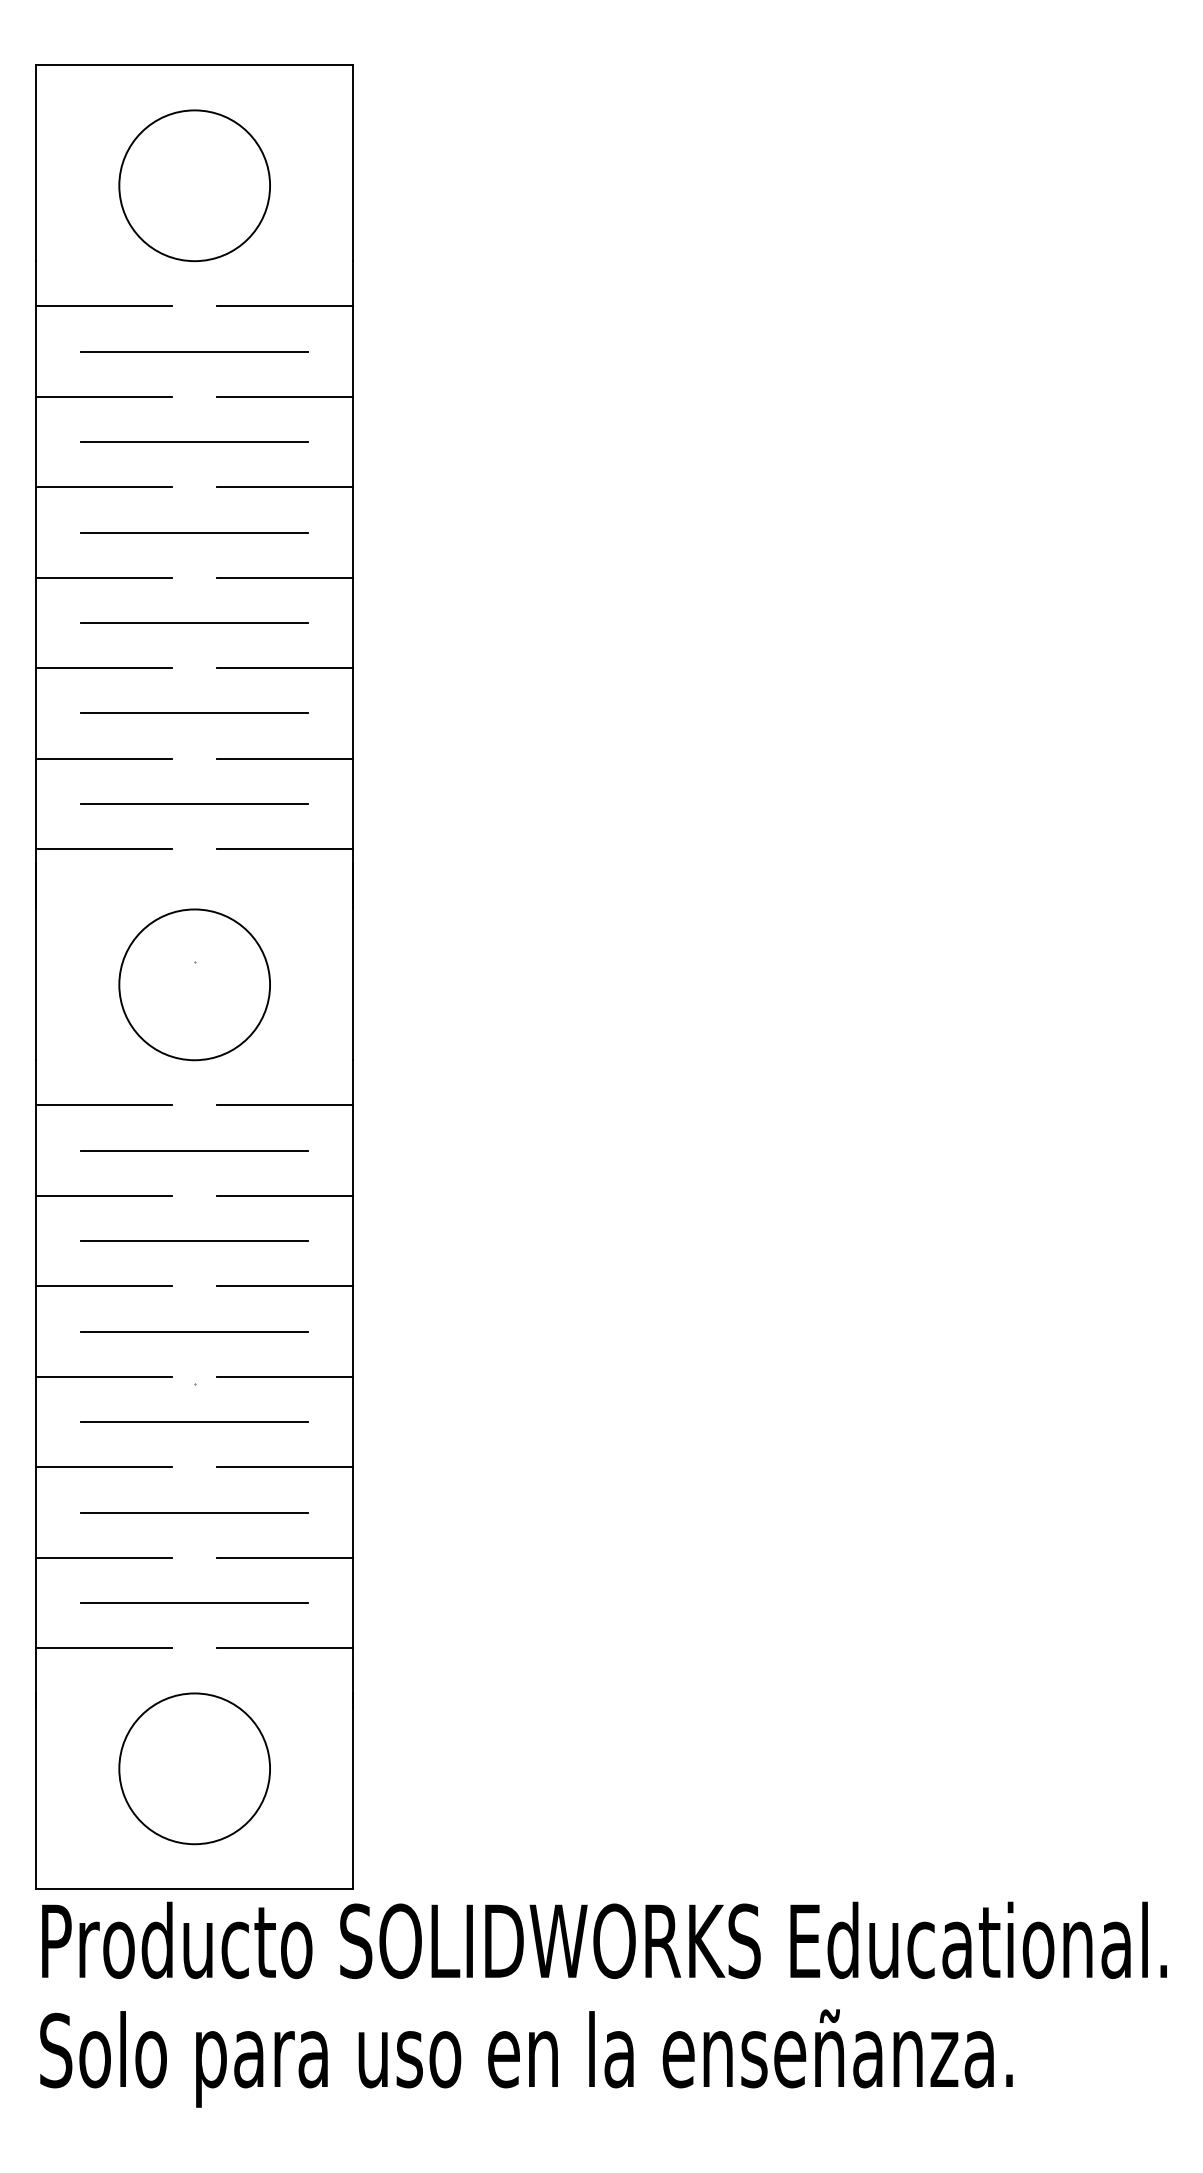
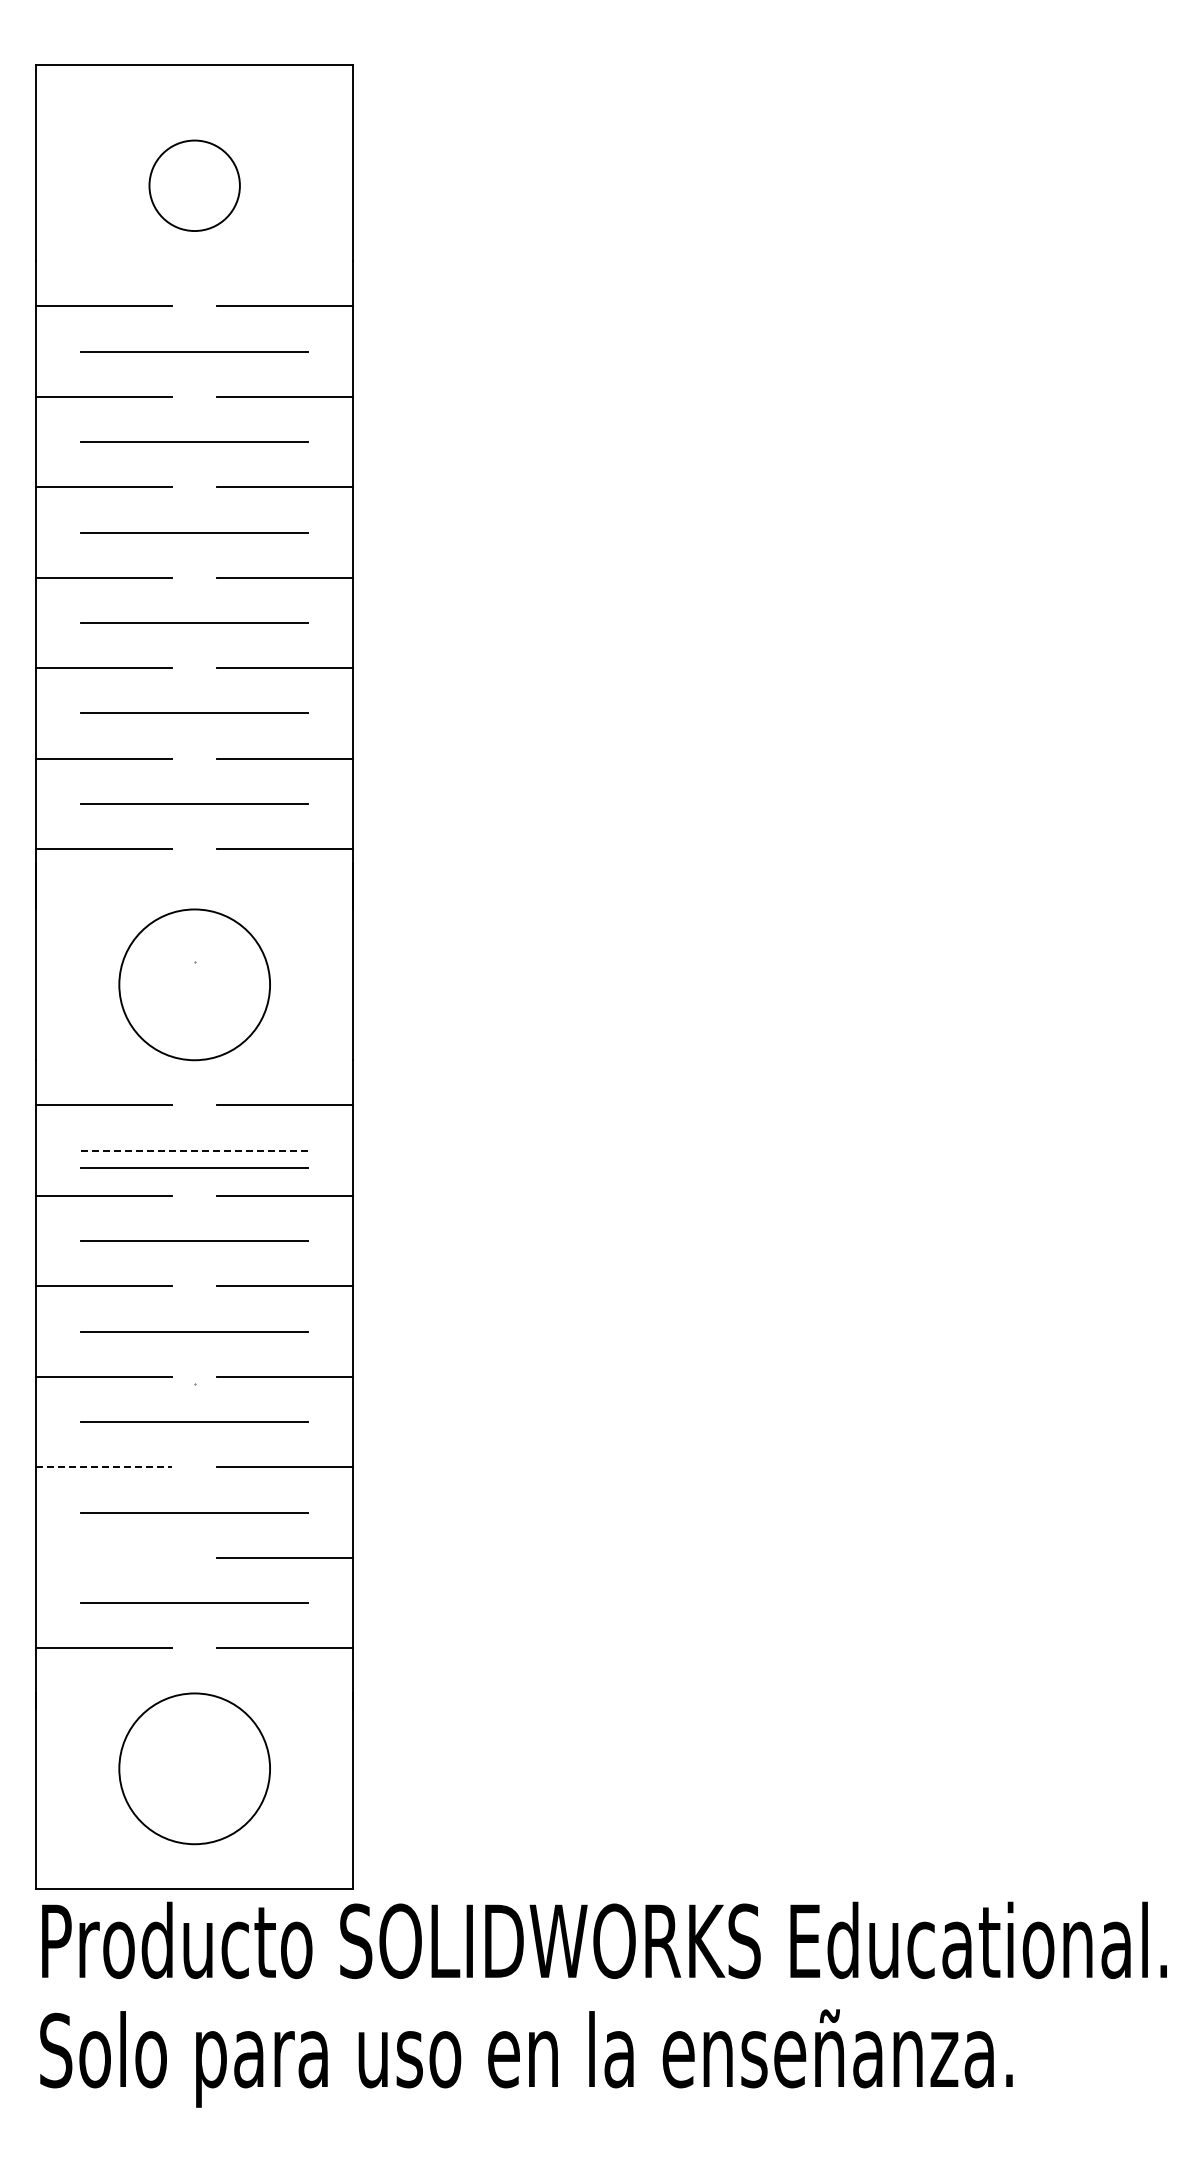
circle diameter: 151 px -> 90 px (194, 185)
line: solid -> dashed (194, 1150)
line: none -> present (194, 1167)
line: solid -> dashed (104, 1467)
line: present -> none (103, 1557)
